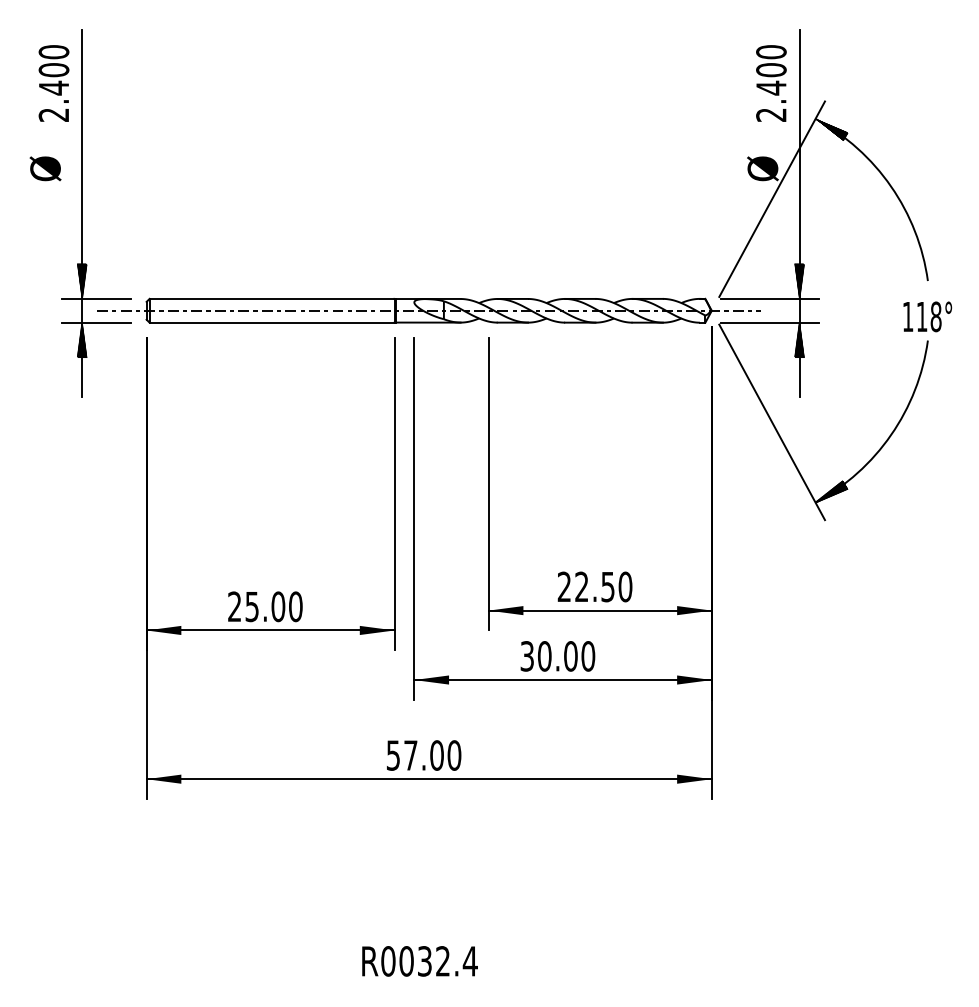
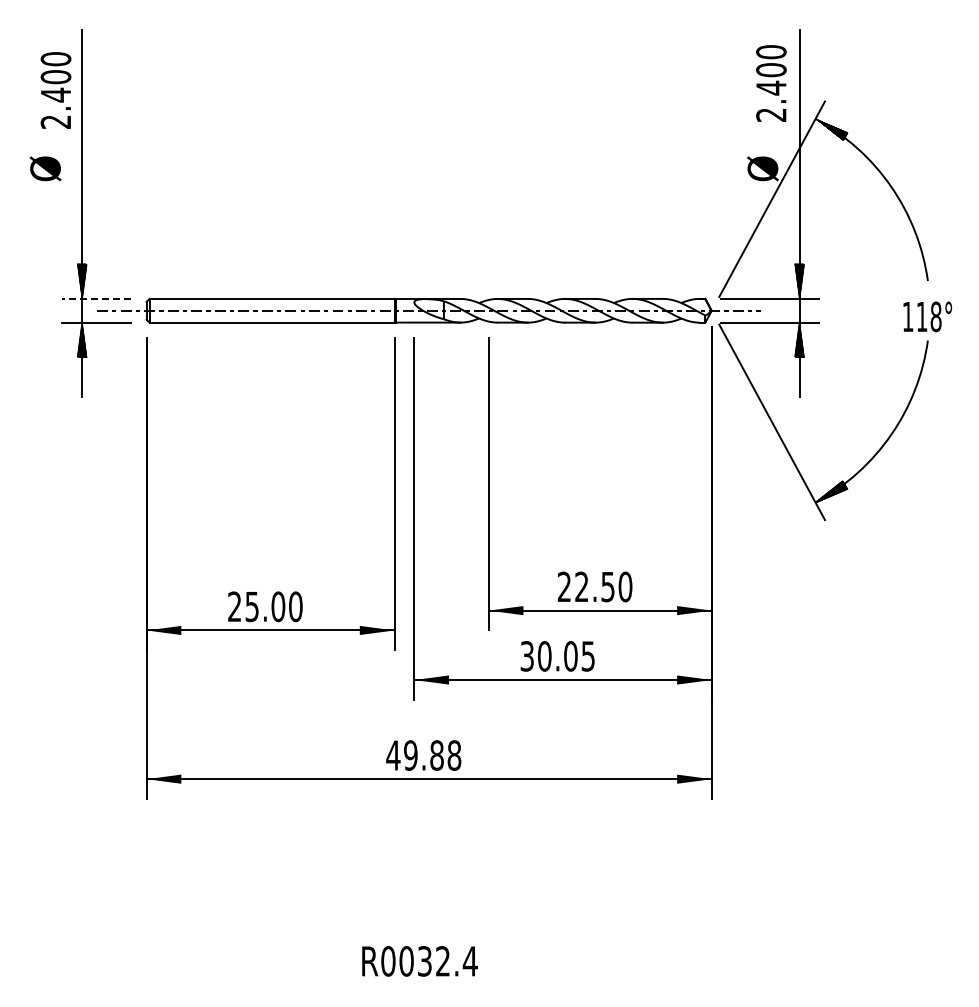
text position: (53, 83) -> (55, 90) (55, 90)
line: solid -> dashed (96, 298)
text: 30.00 -> 30.05 (588, 656)
text: 57.00 -> 49.88 (423, 755)
